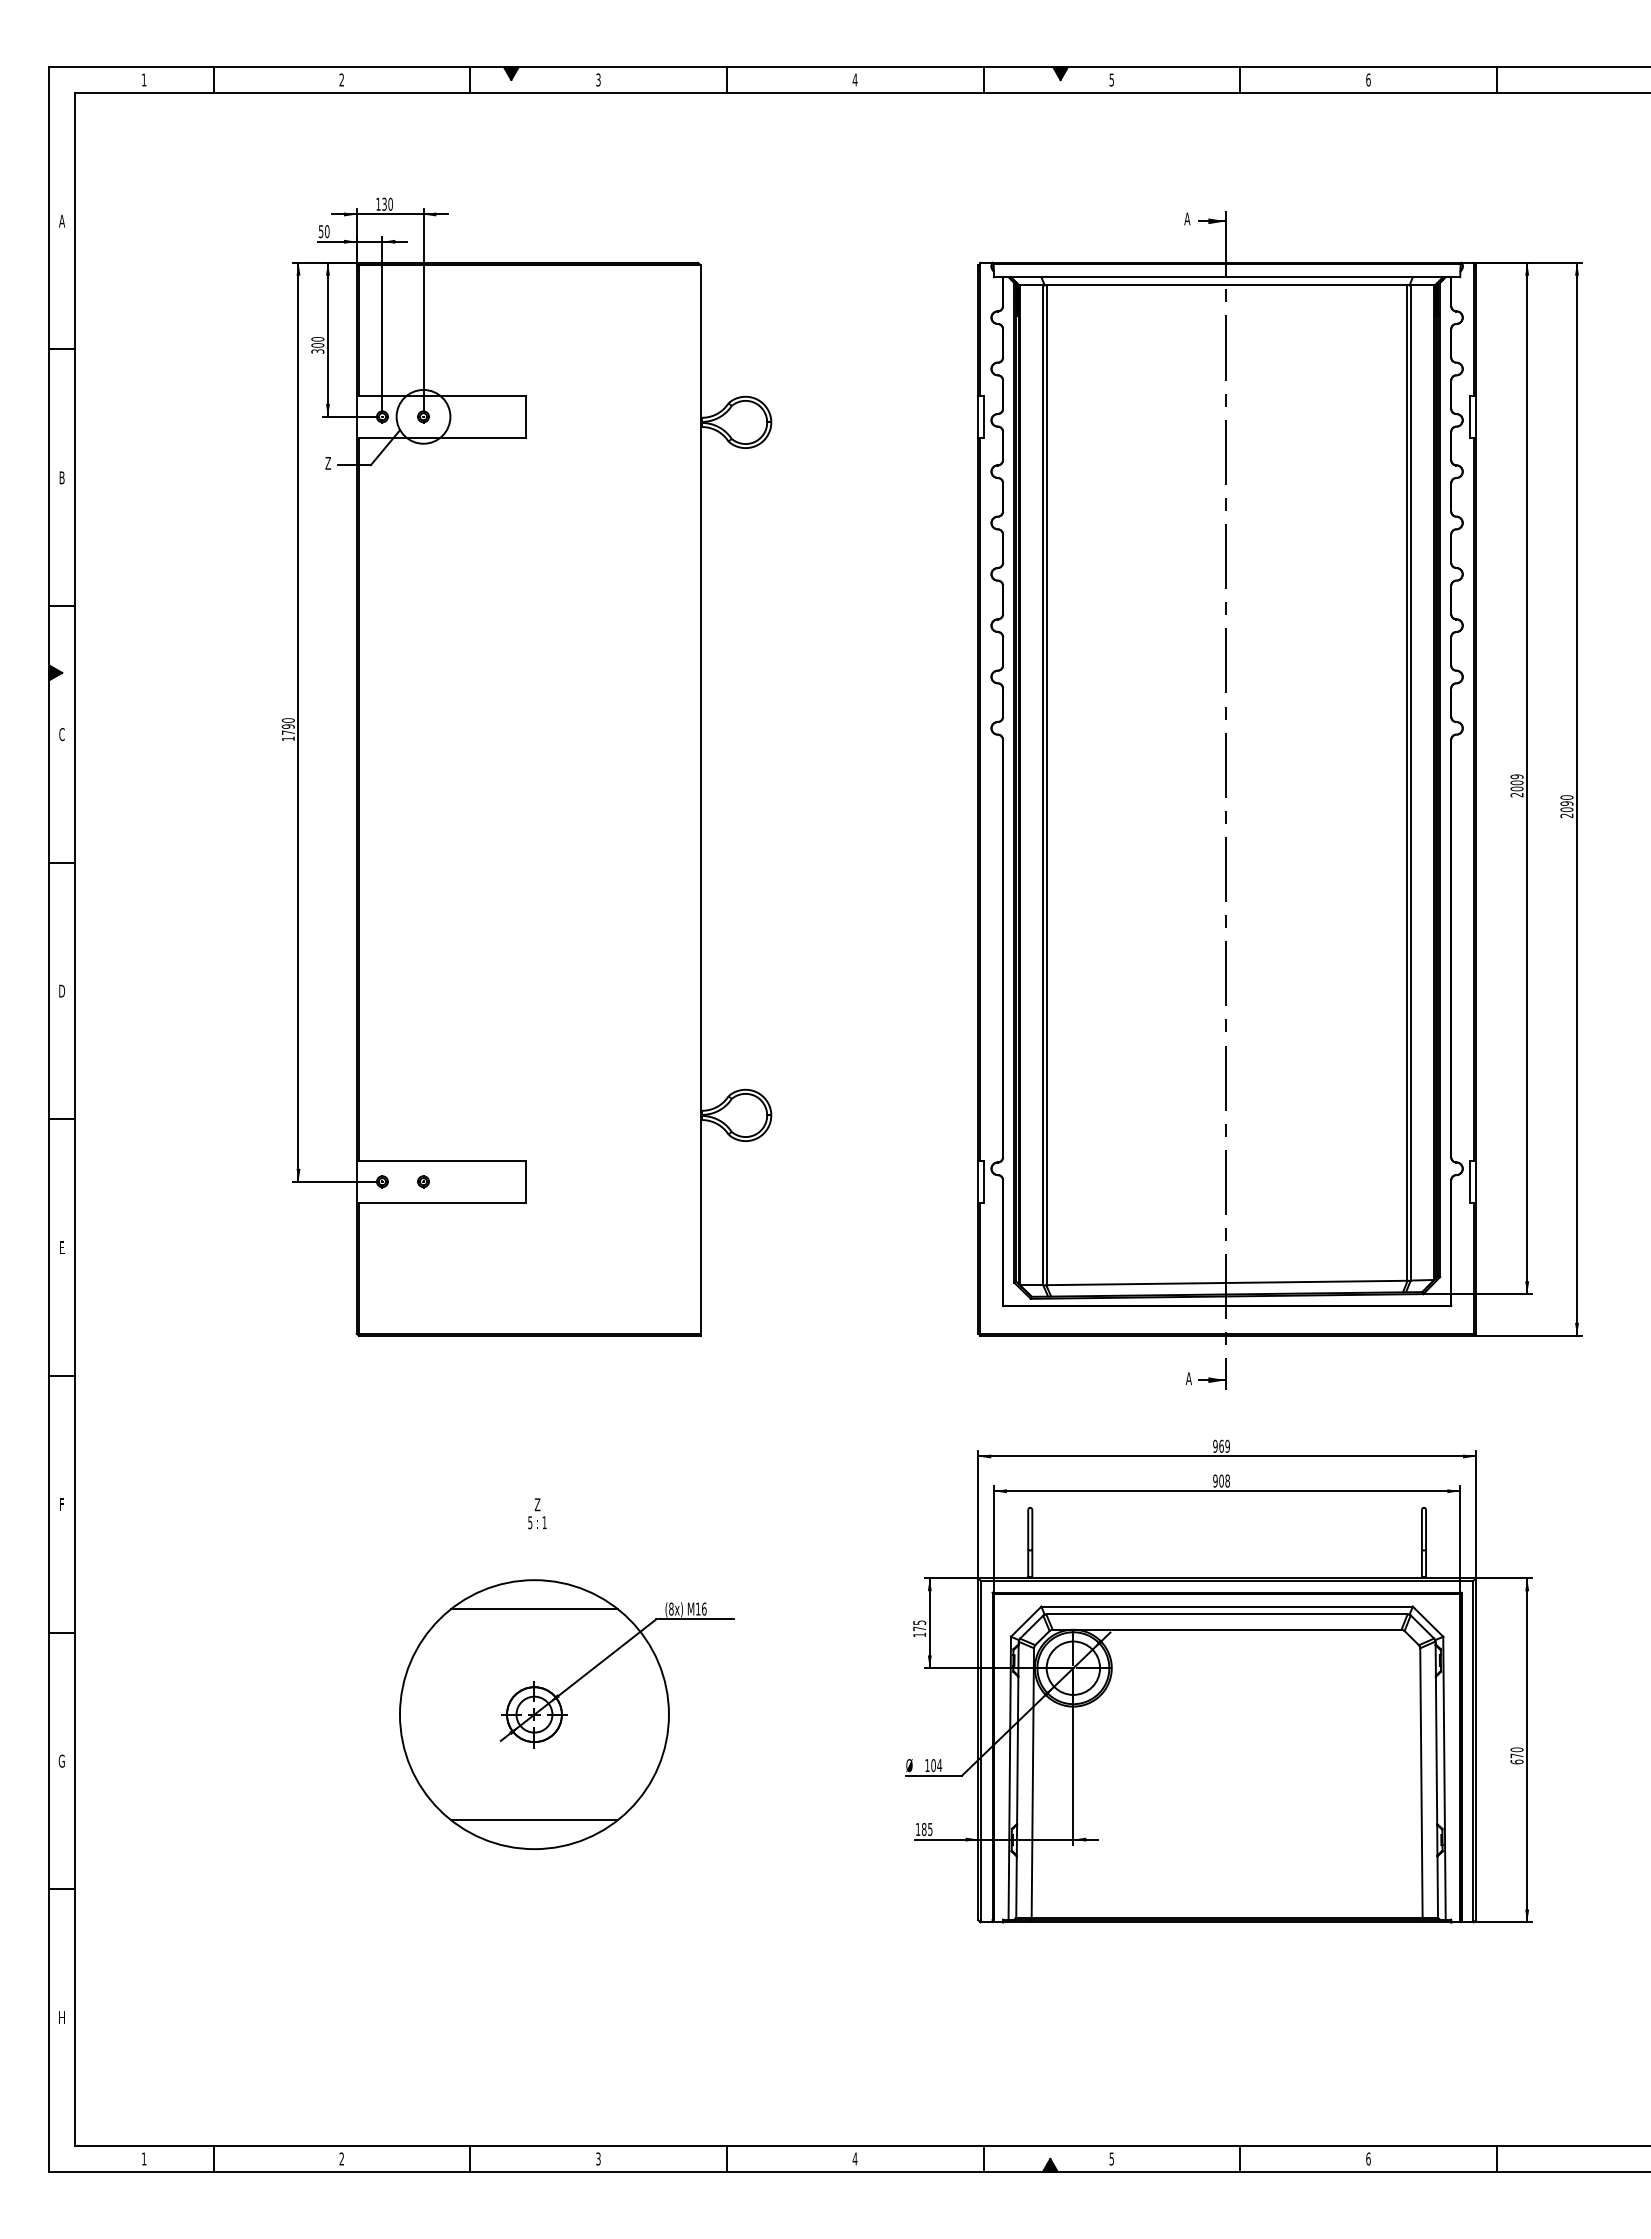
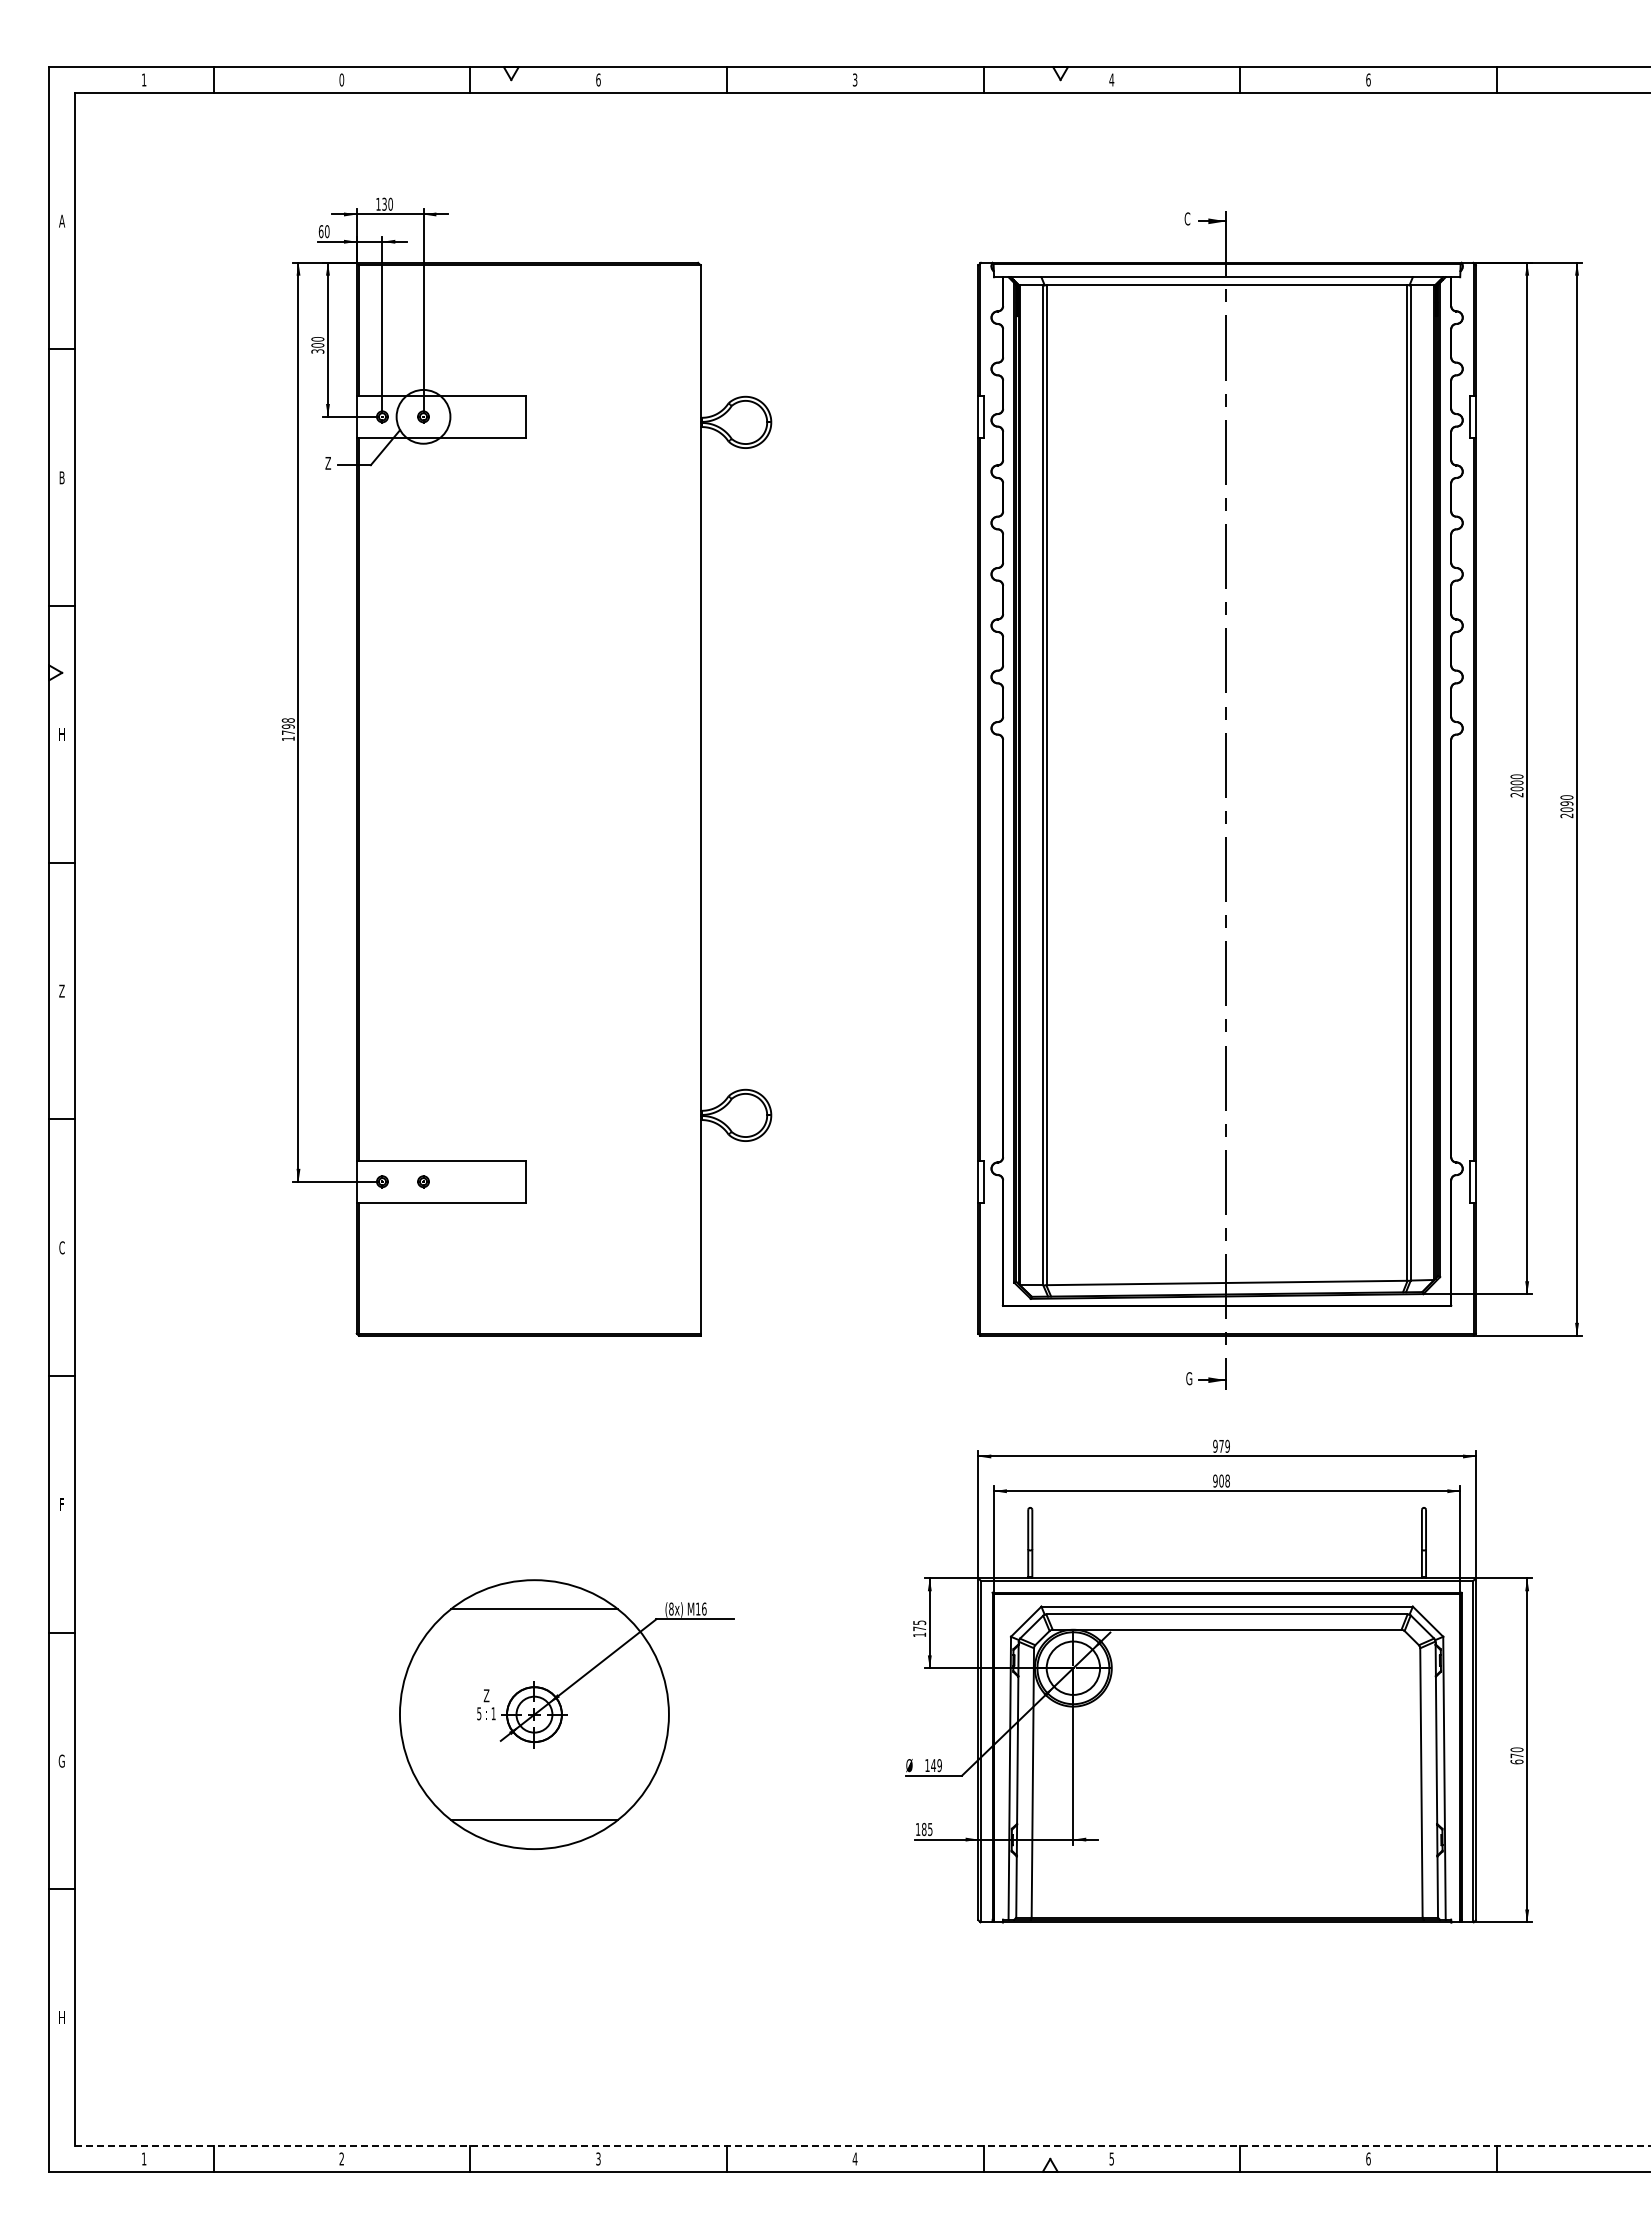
fill: present -> none (510, 73)
fill: present -> none (1060, 73)
text: 2 -> 0 (341, 79)
text: 3 -> 6 (598, 79)
text: 4 -> 3 (854, 79)
text: 5 -> 4 (1111, 79)
text: A -> C (1187, 218)
text: 50 -> 60 (320, 231)
fill: present -> none (55, 672)
text: 1790 -> 1798 (288, 720)
text: C -> H (61, 734)
text: 2009 -> 2000 (1516, 776)
text: D -> Z (62, 990)
text: E -> C (61, 1247)
text: A -> G (1188, 1378)
text: 969 -> 979 (1221, 1445)
text position: (537, 1513) -> (486, 1704) (486, 1704)
text: 104 -> 149 (936, 1765)
line: solid -> dashed (862, 2146)
fill: present -> none (1049, 2164)
